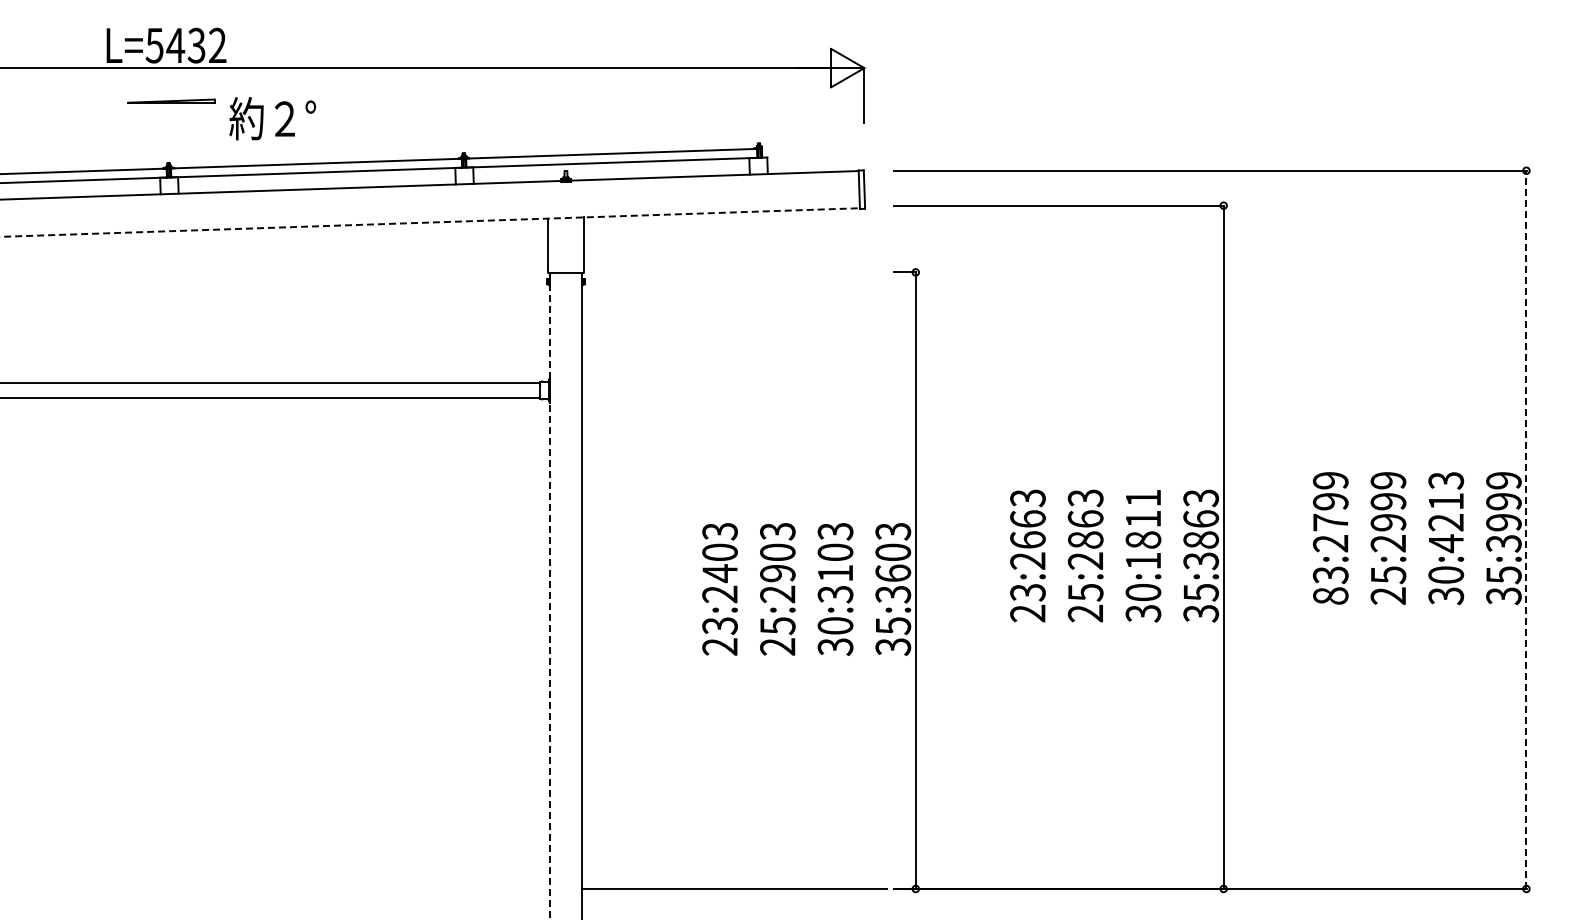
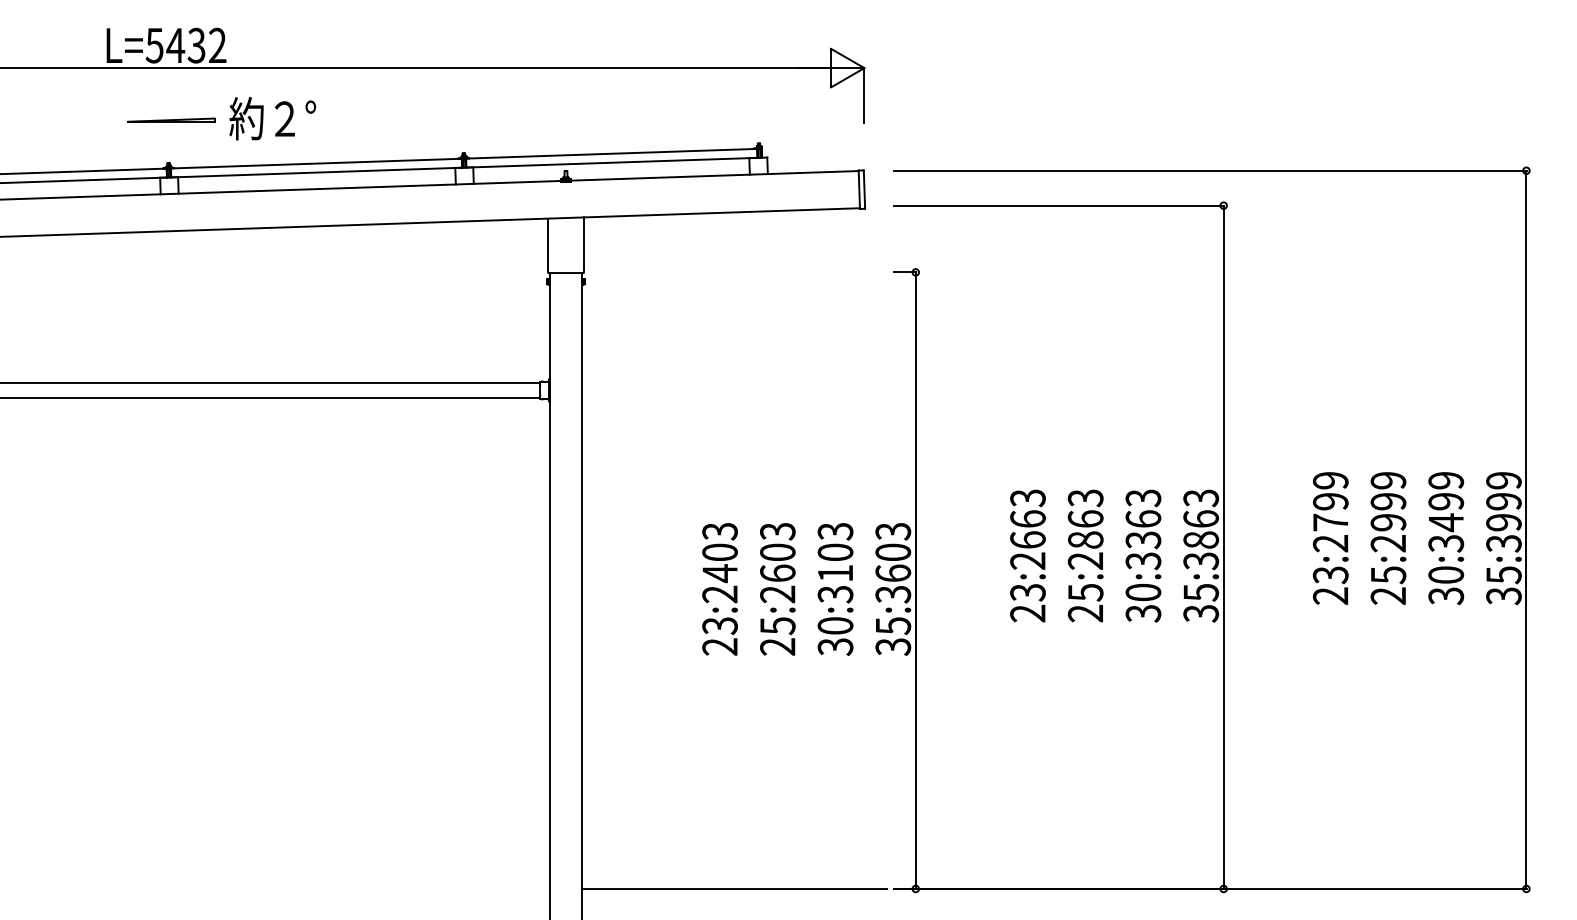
part position: (171, 100) -> (171, 119) (171, 119)
line: dashed -> solid (430, 222)
text: 30:4213 -> 30:3499 (1446, 512)
text: 30:1811 -> 30:3363 (1143, 529)
line: dashed -> solid (1526, 529)
text: 25:2903 -> 25:2603 (777, 573)
text: 83:2799 -> 23:2799 (1330, 595)
line: dashed -> solid (549, 596)
